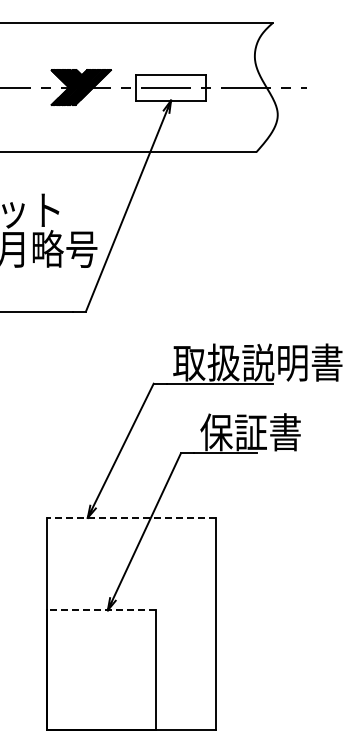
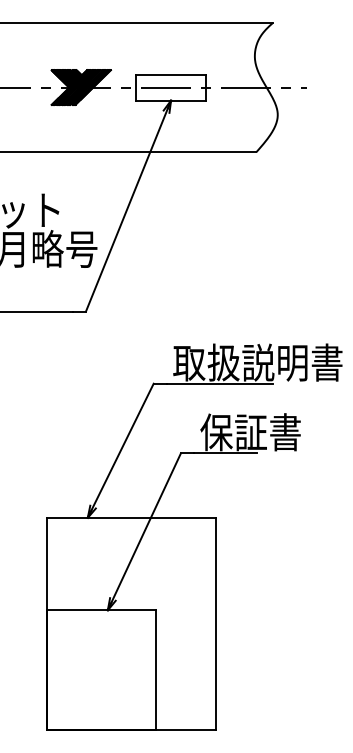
line: dashed -> solid (130, 517)
line: dashed -> solid (100, 610)
